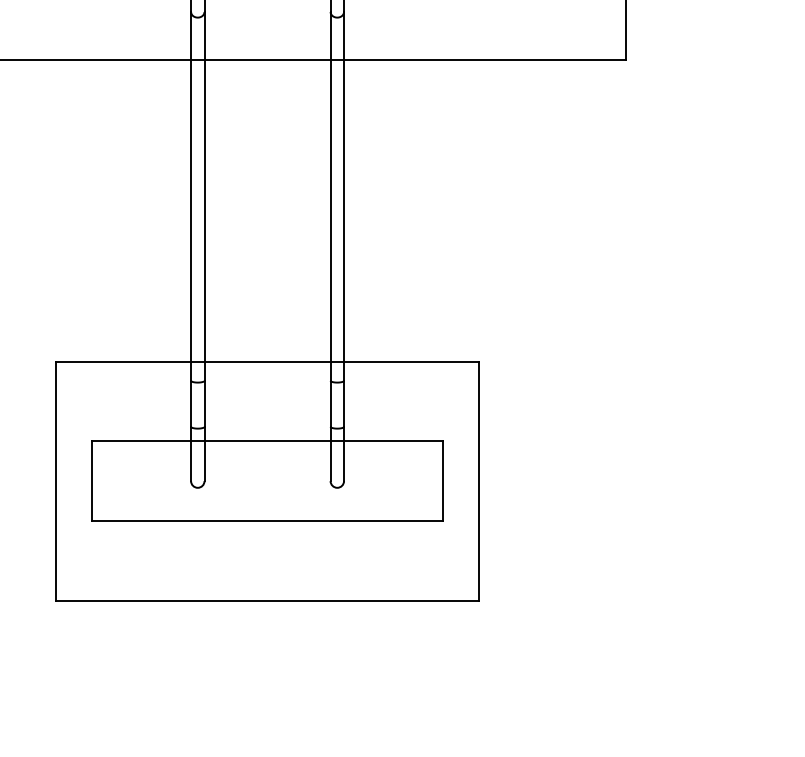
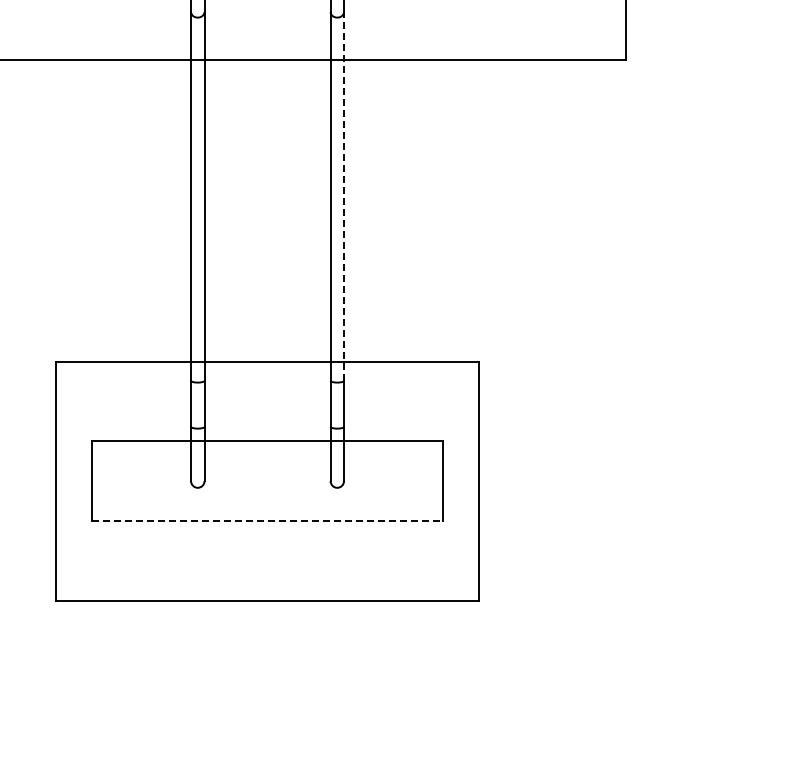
line: solid -> dashed (344, 195)
line: solid -> dashed (268, 520)
